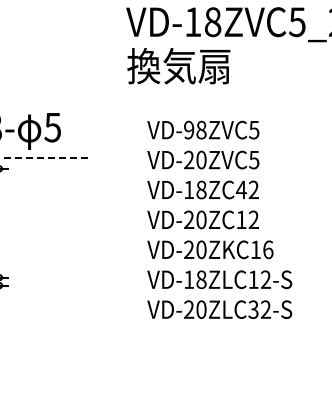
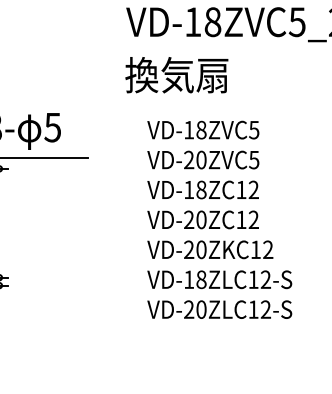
text position: (178, 66) -> (176, 75) (176, 75)
text: VD-98ZVC5 -> VD-18ZVC5 (189, 129)
line: dashed -> solid (43, 157)
text: VD-18ZC42 -> VD-18ZC12 (240, 189)
text: VD-20ZKC16 -> VD-20ZKC12 (268, 249)
text: VD-20ZLC32-S -> VD-20ZLC12-S (253, 309)
